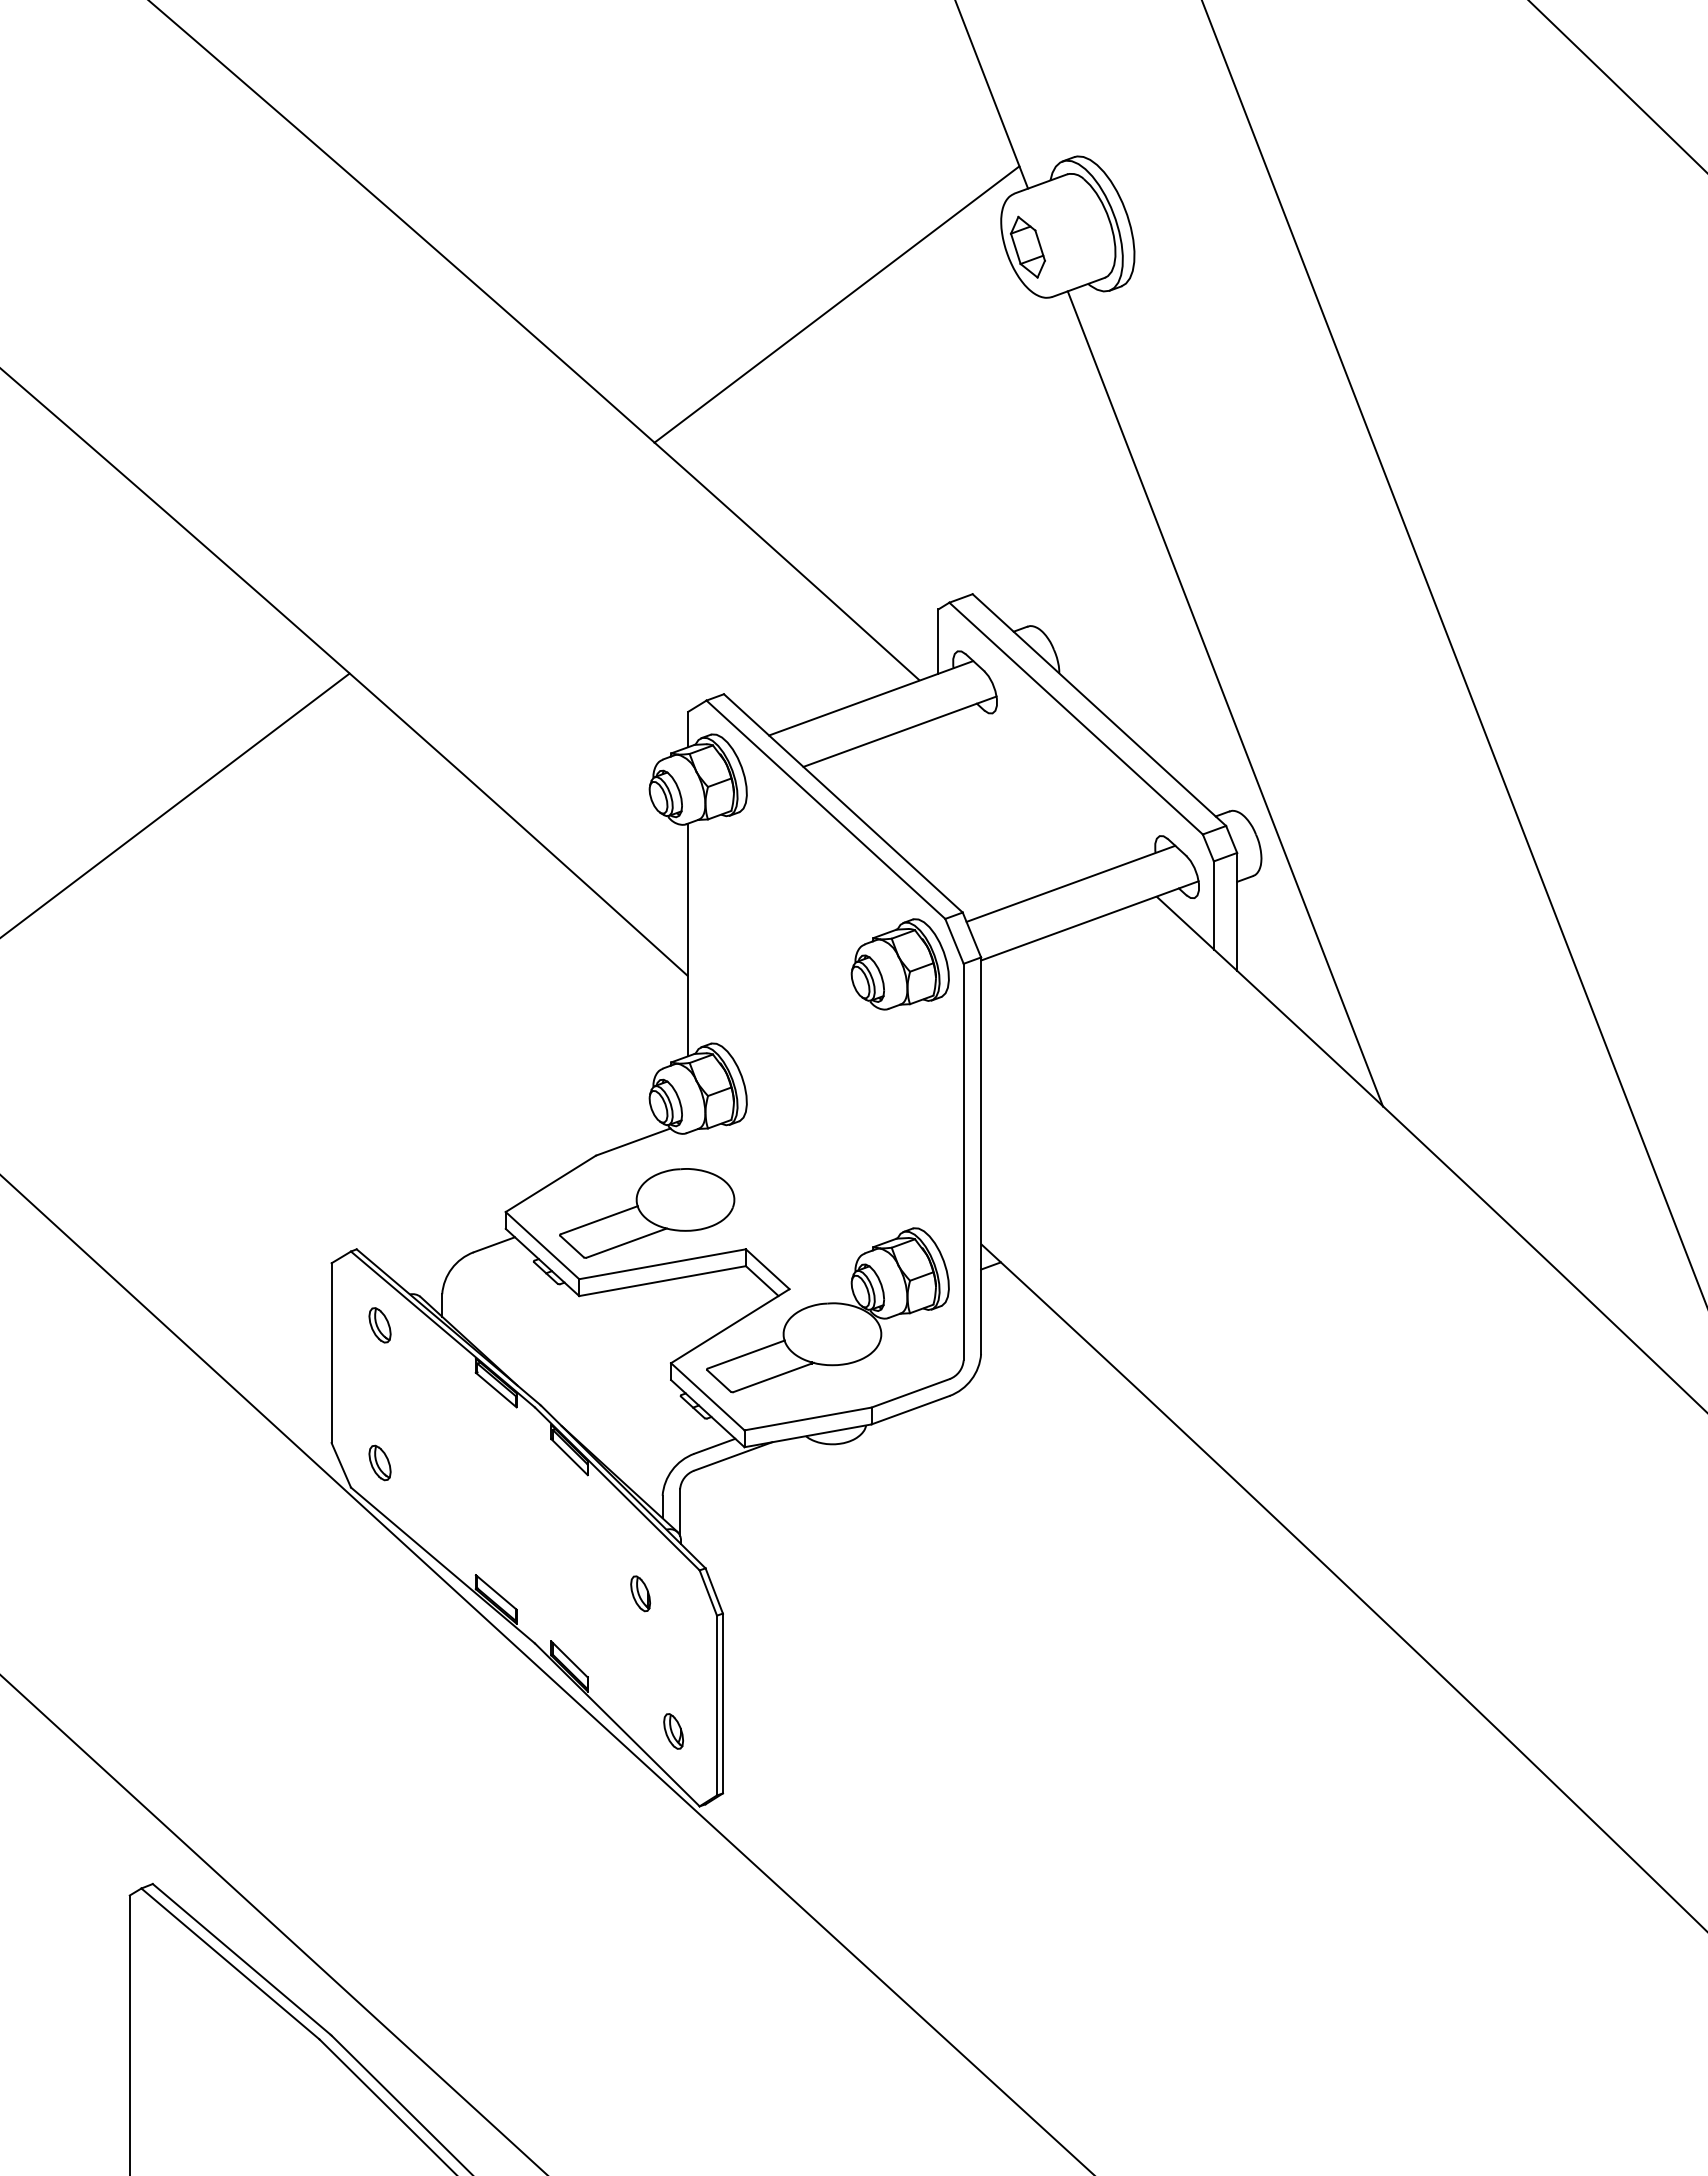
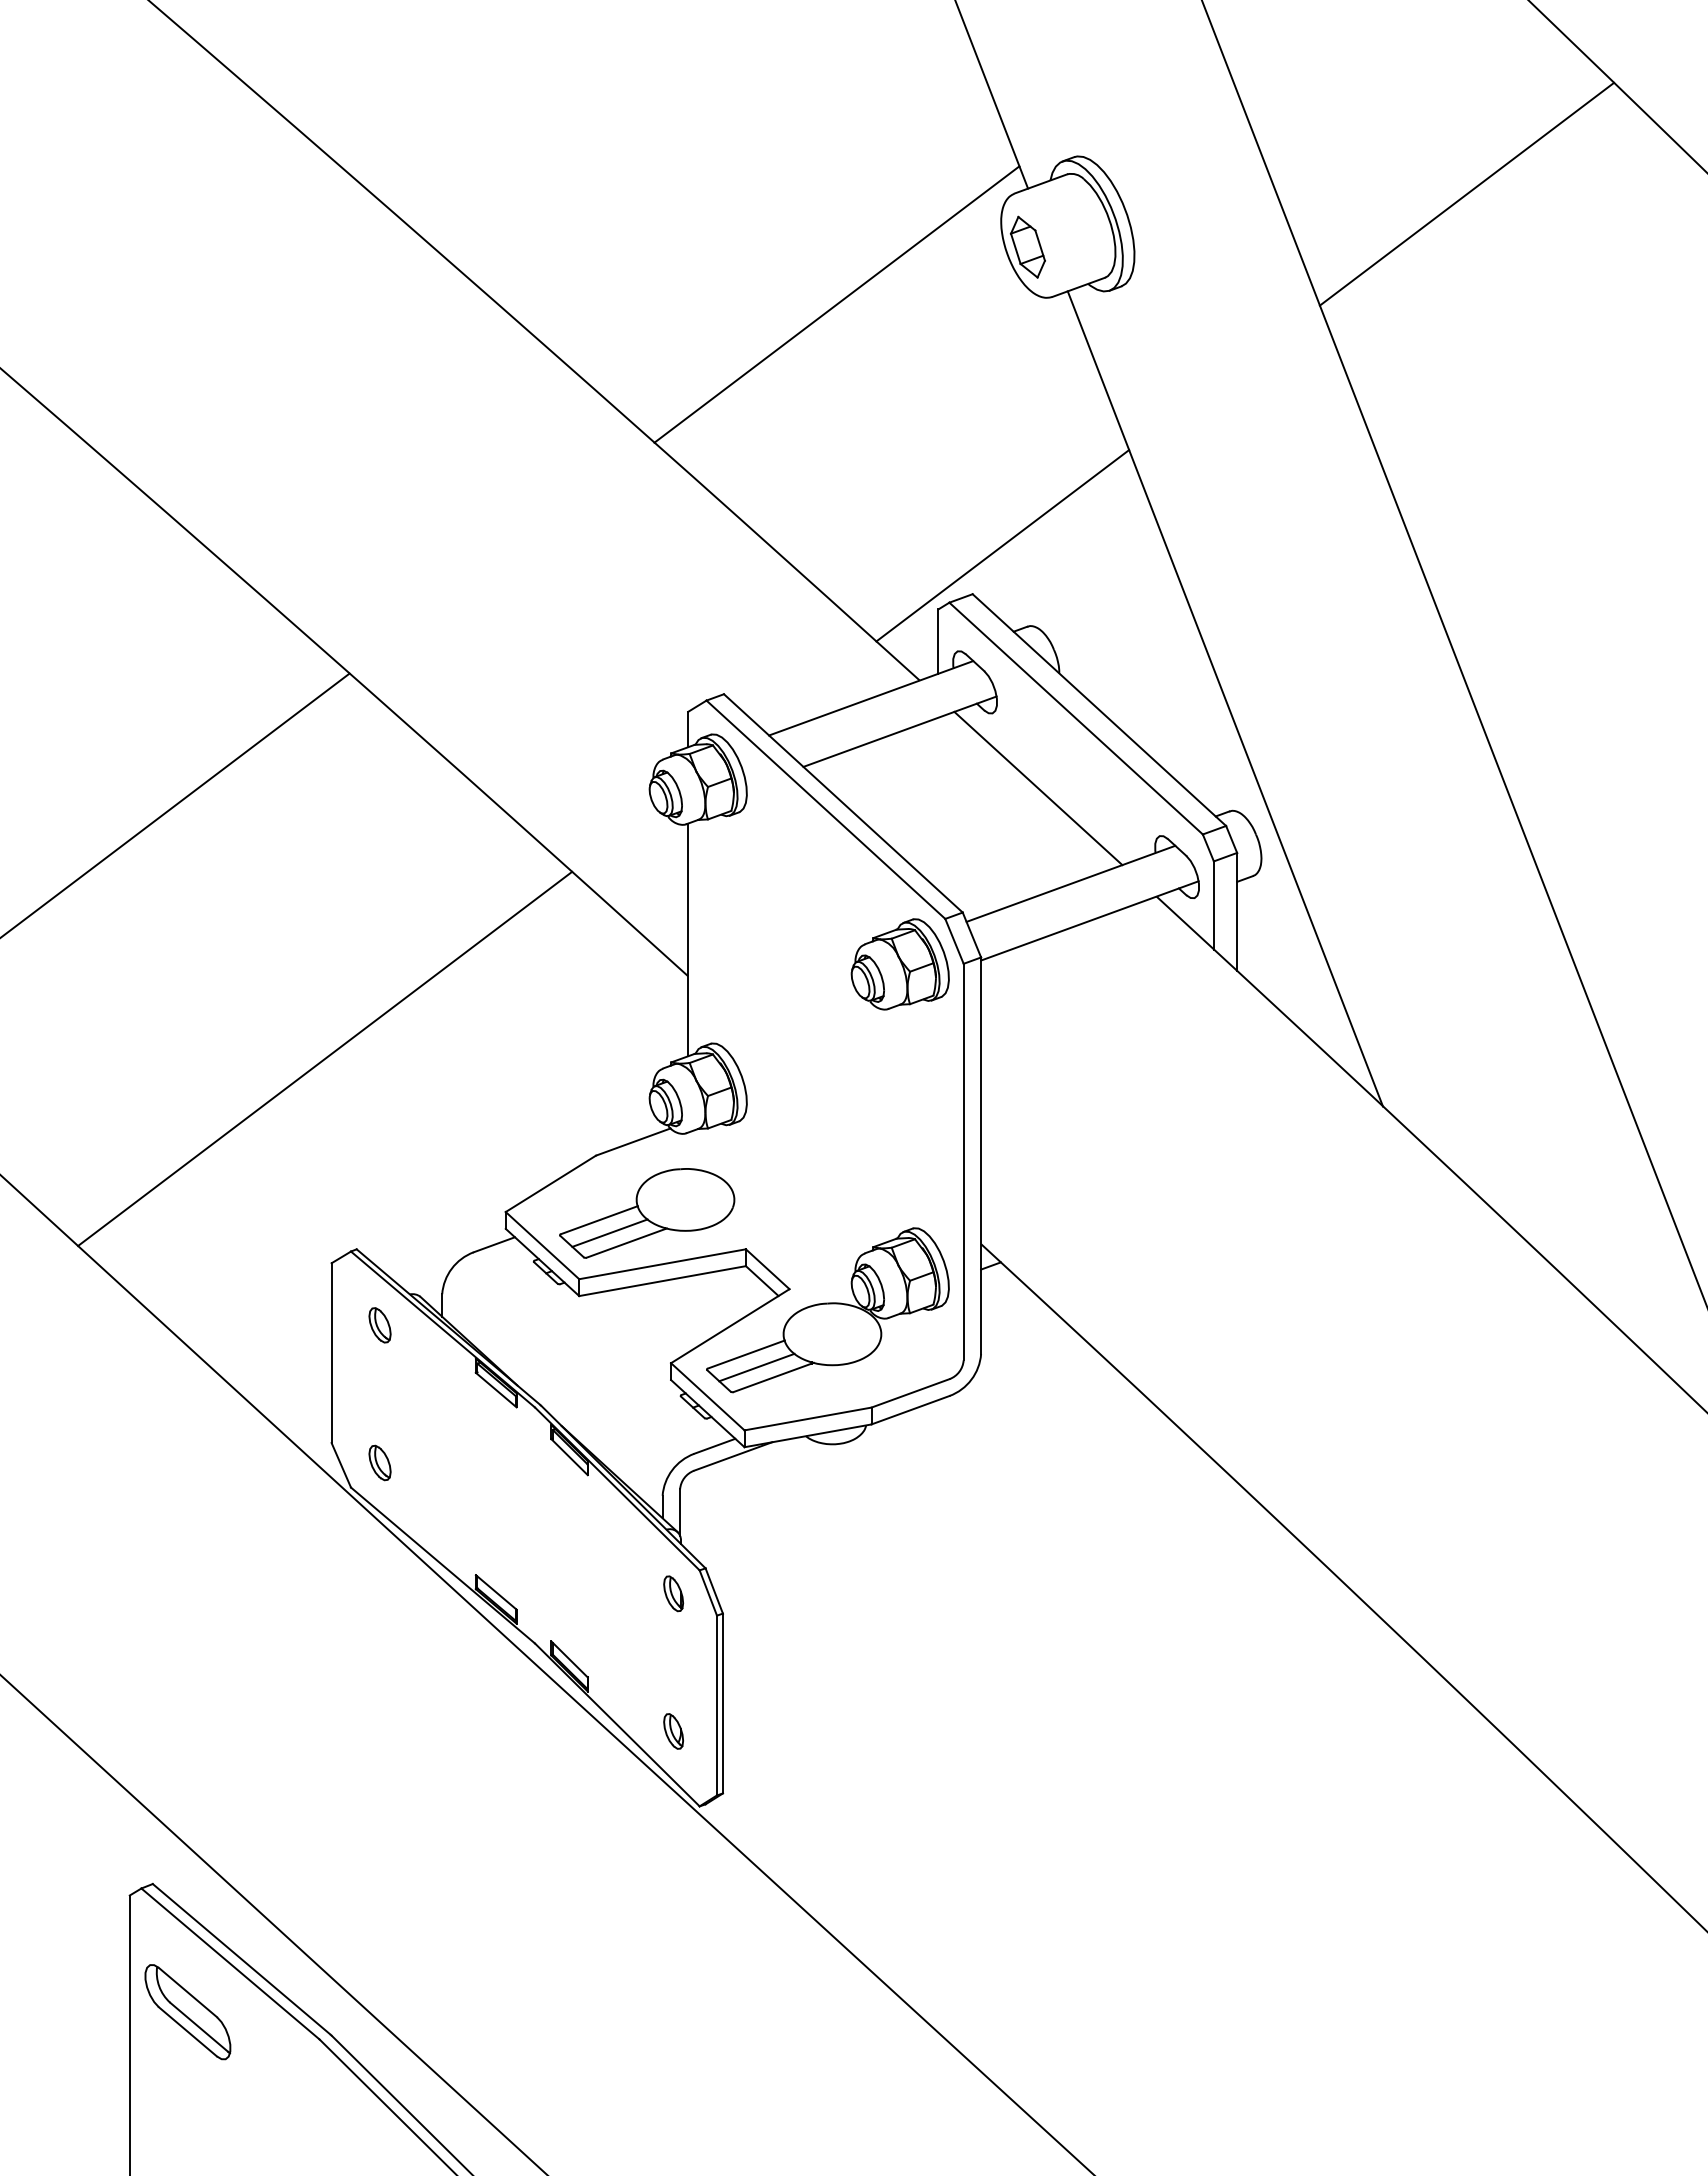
line: none -> present (1466, 193)
line: none -> present (1002, 545)
line: none -> present (1038, 788)
line: none -> present (325, 1058)
line: none -> present (609, 1232)
line: none -> present (756, 1367)
part position: (640, 1593) -> (673, 1593) (673, 1593)
part: none -> present (187, 2012)
